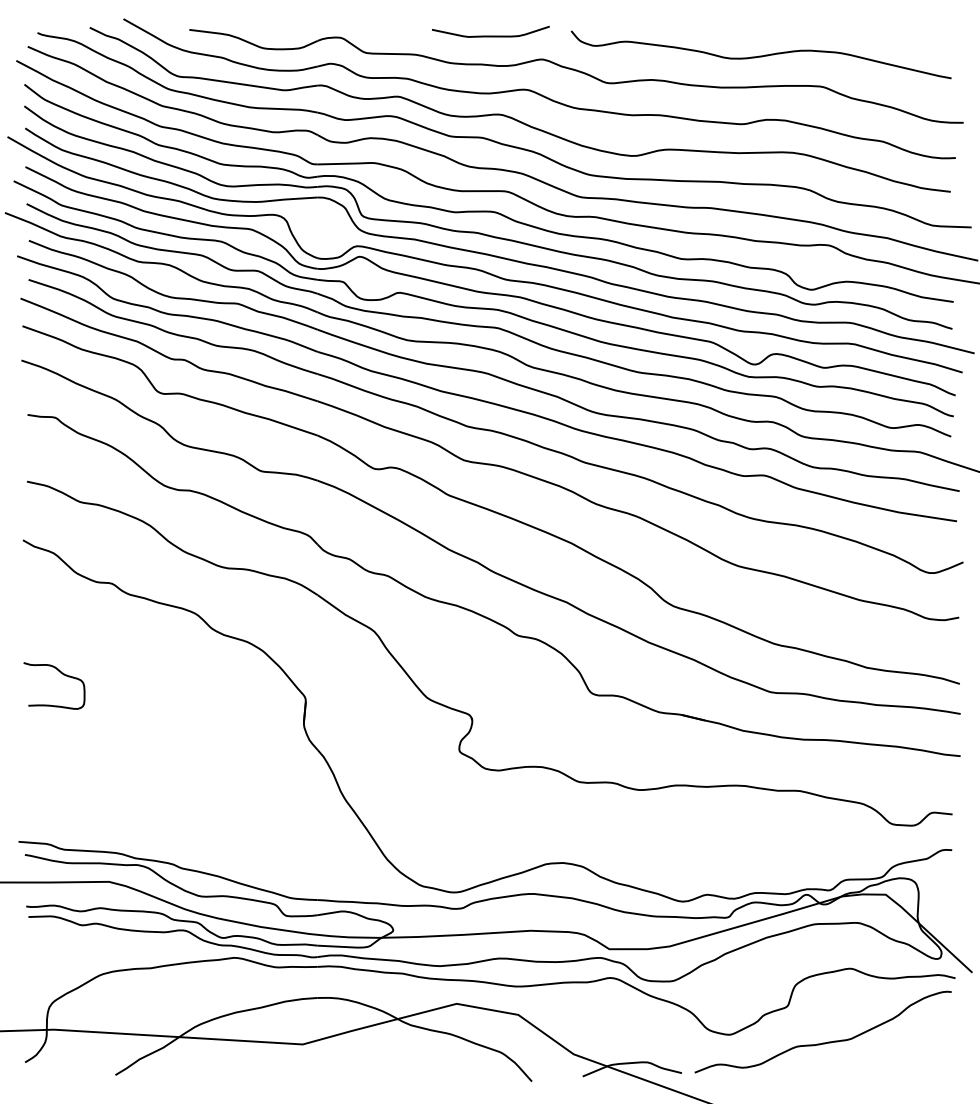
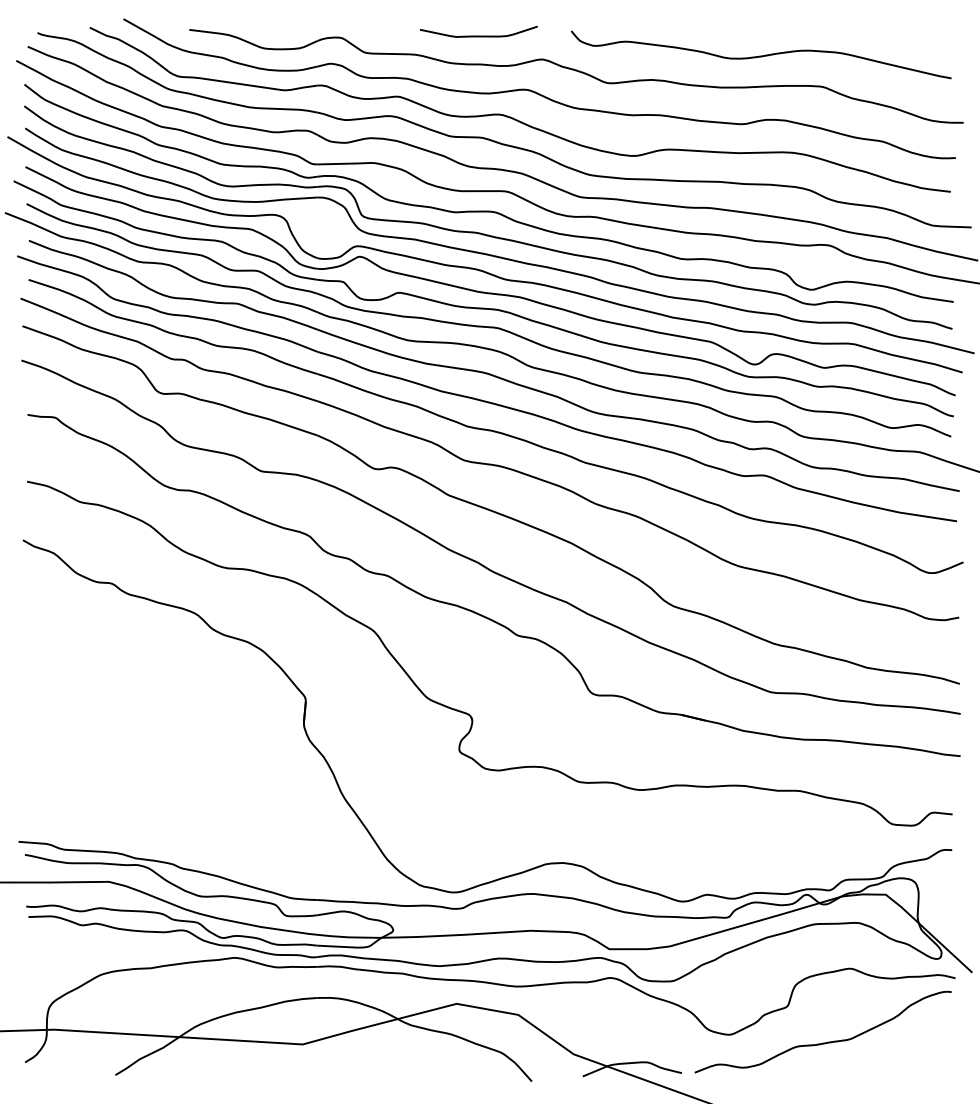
curve position: (490, 35) -> (478, 35) (478, 35)
curve: present -> none (60, 673)
